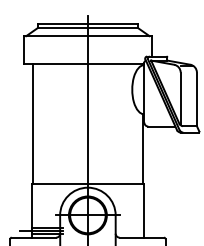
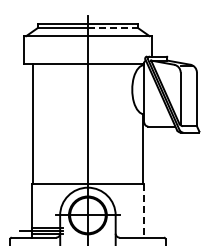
line: solid -> dashed (113, 28)
line: solid -> dashed (144, 210)
